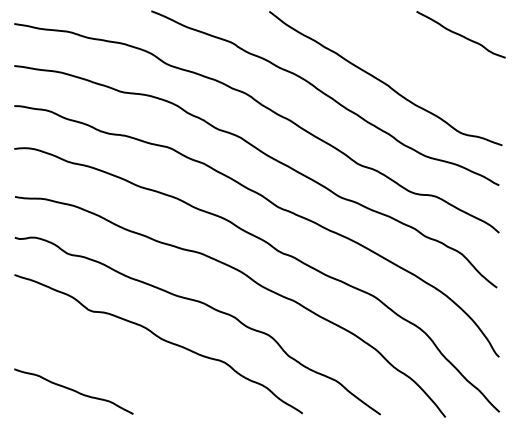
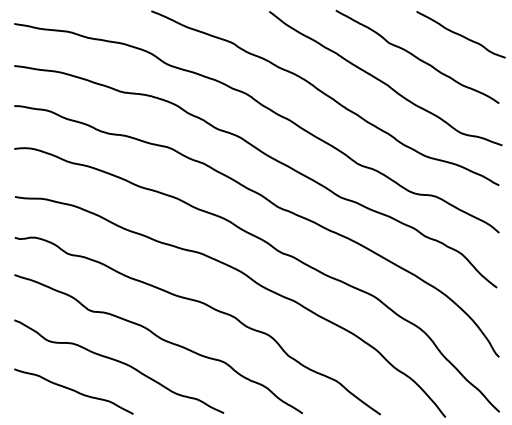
curve: none -> present (416, 56)
curve: none -> present (121, 363)
